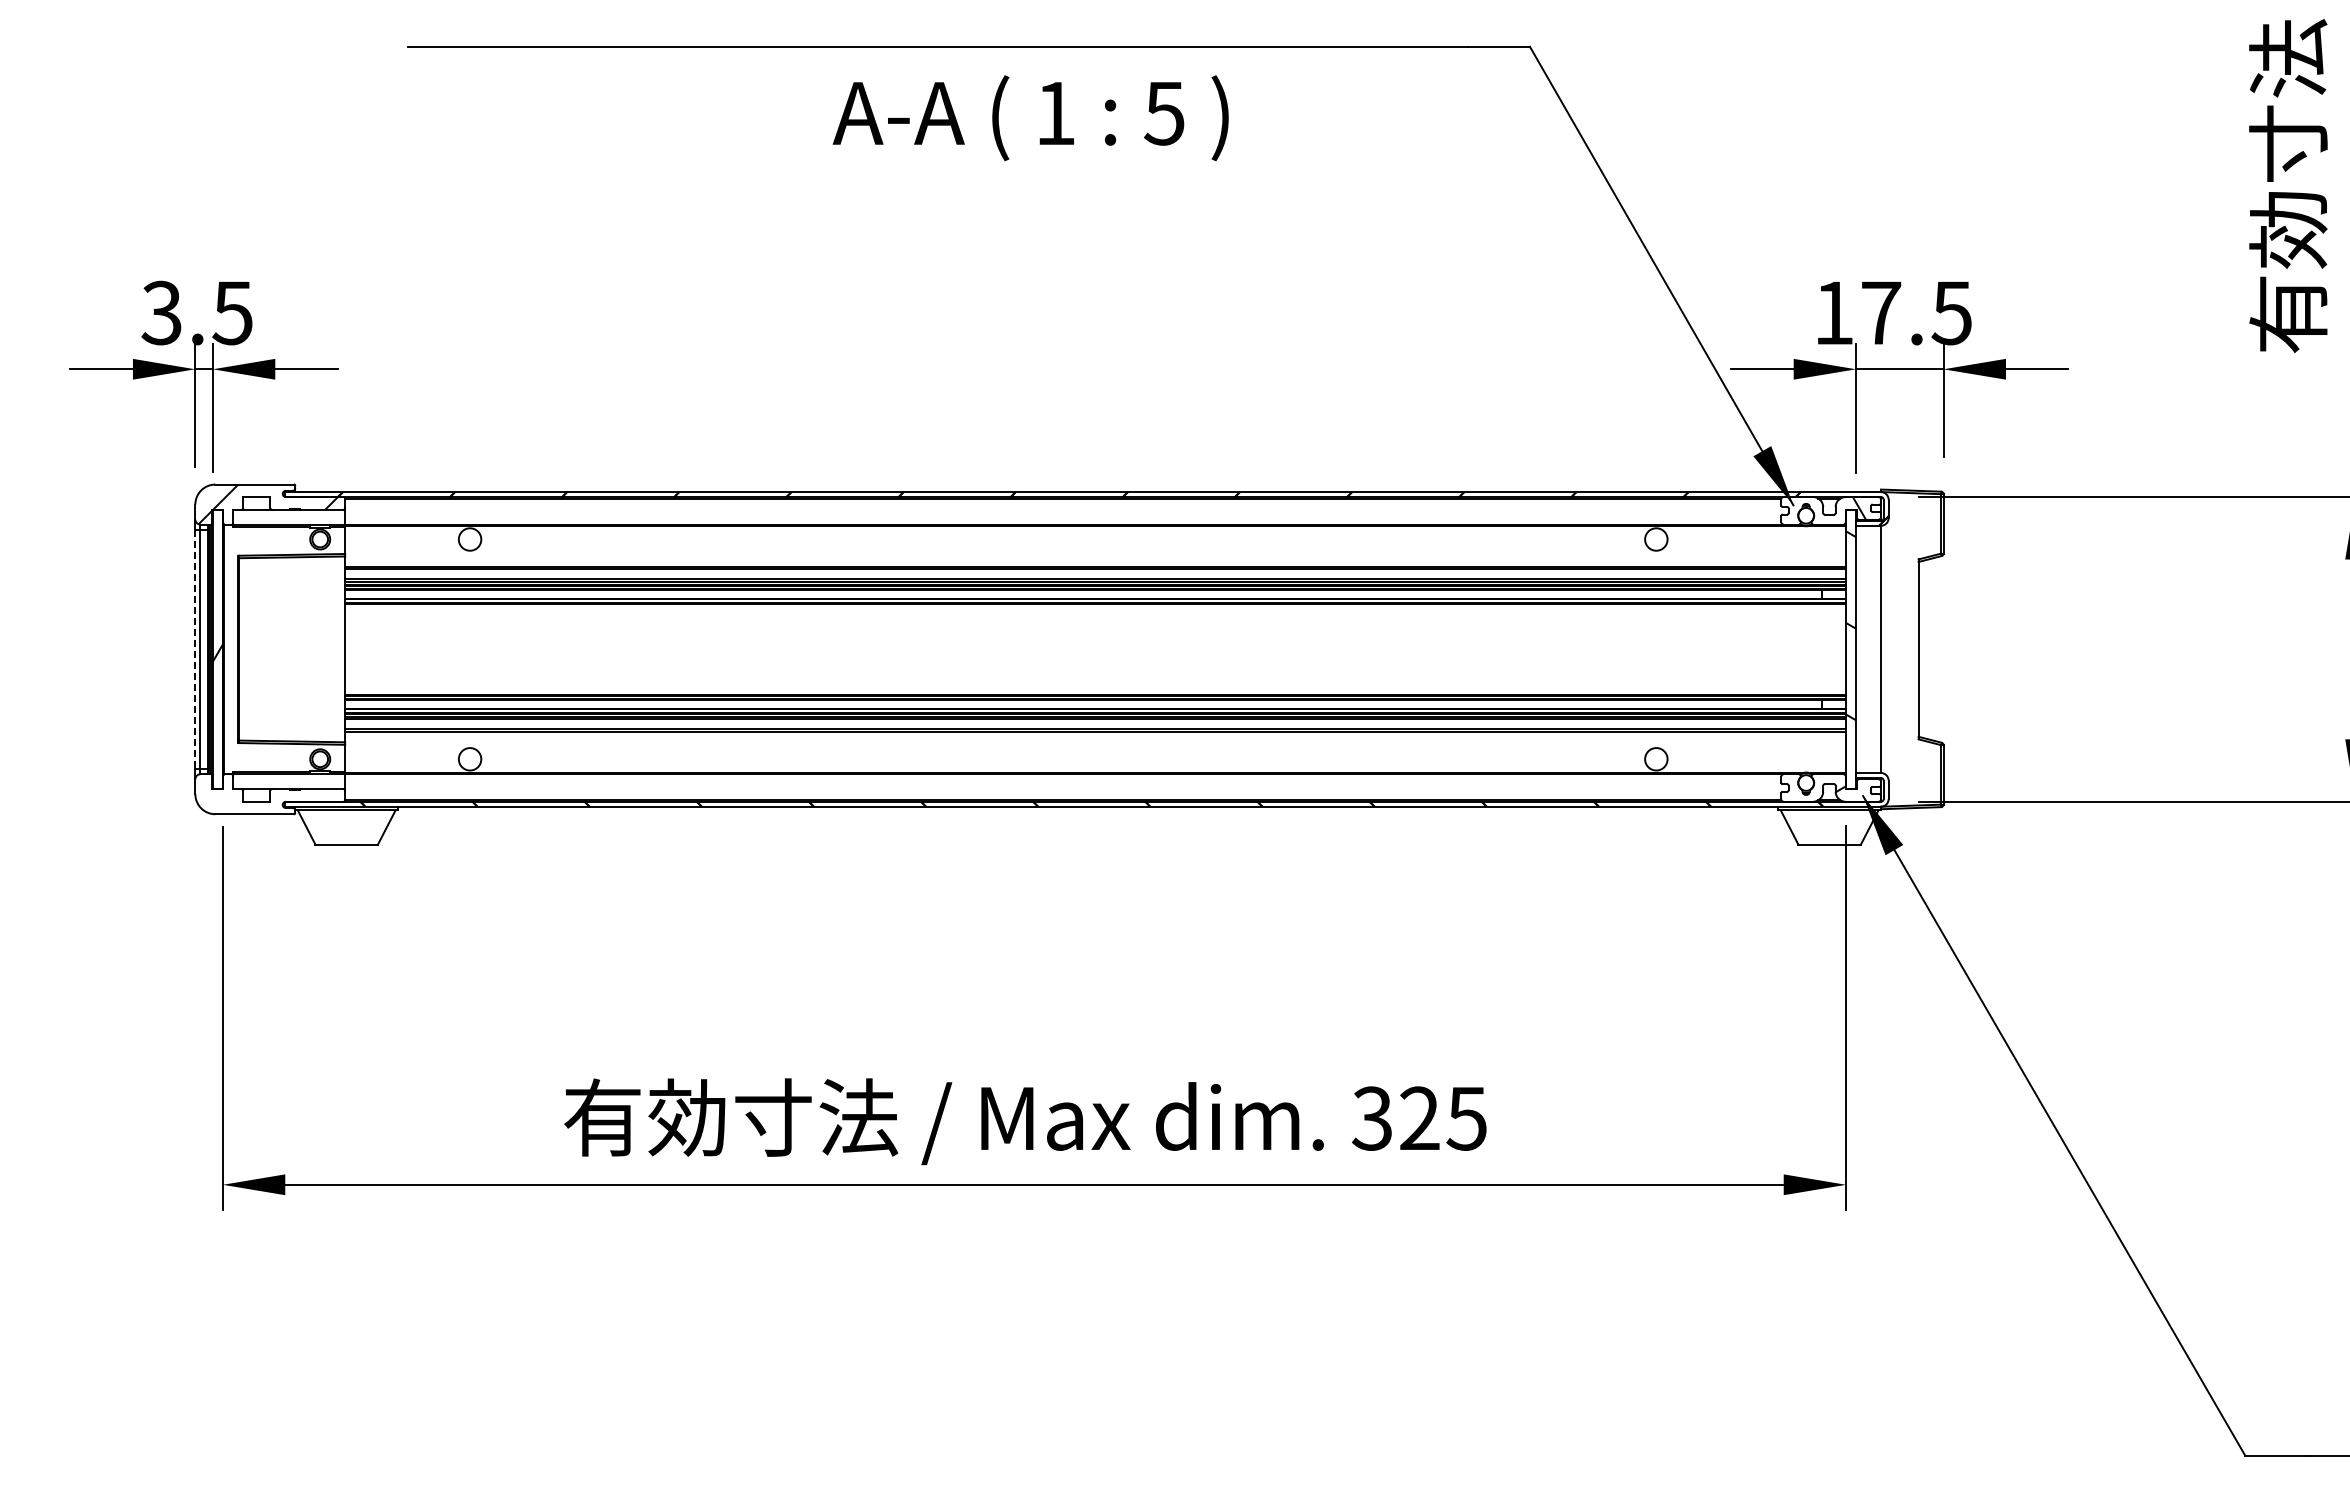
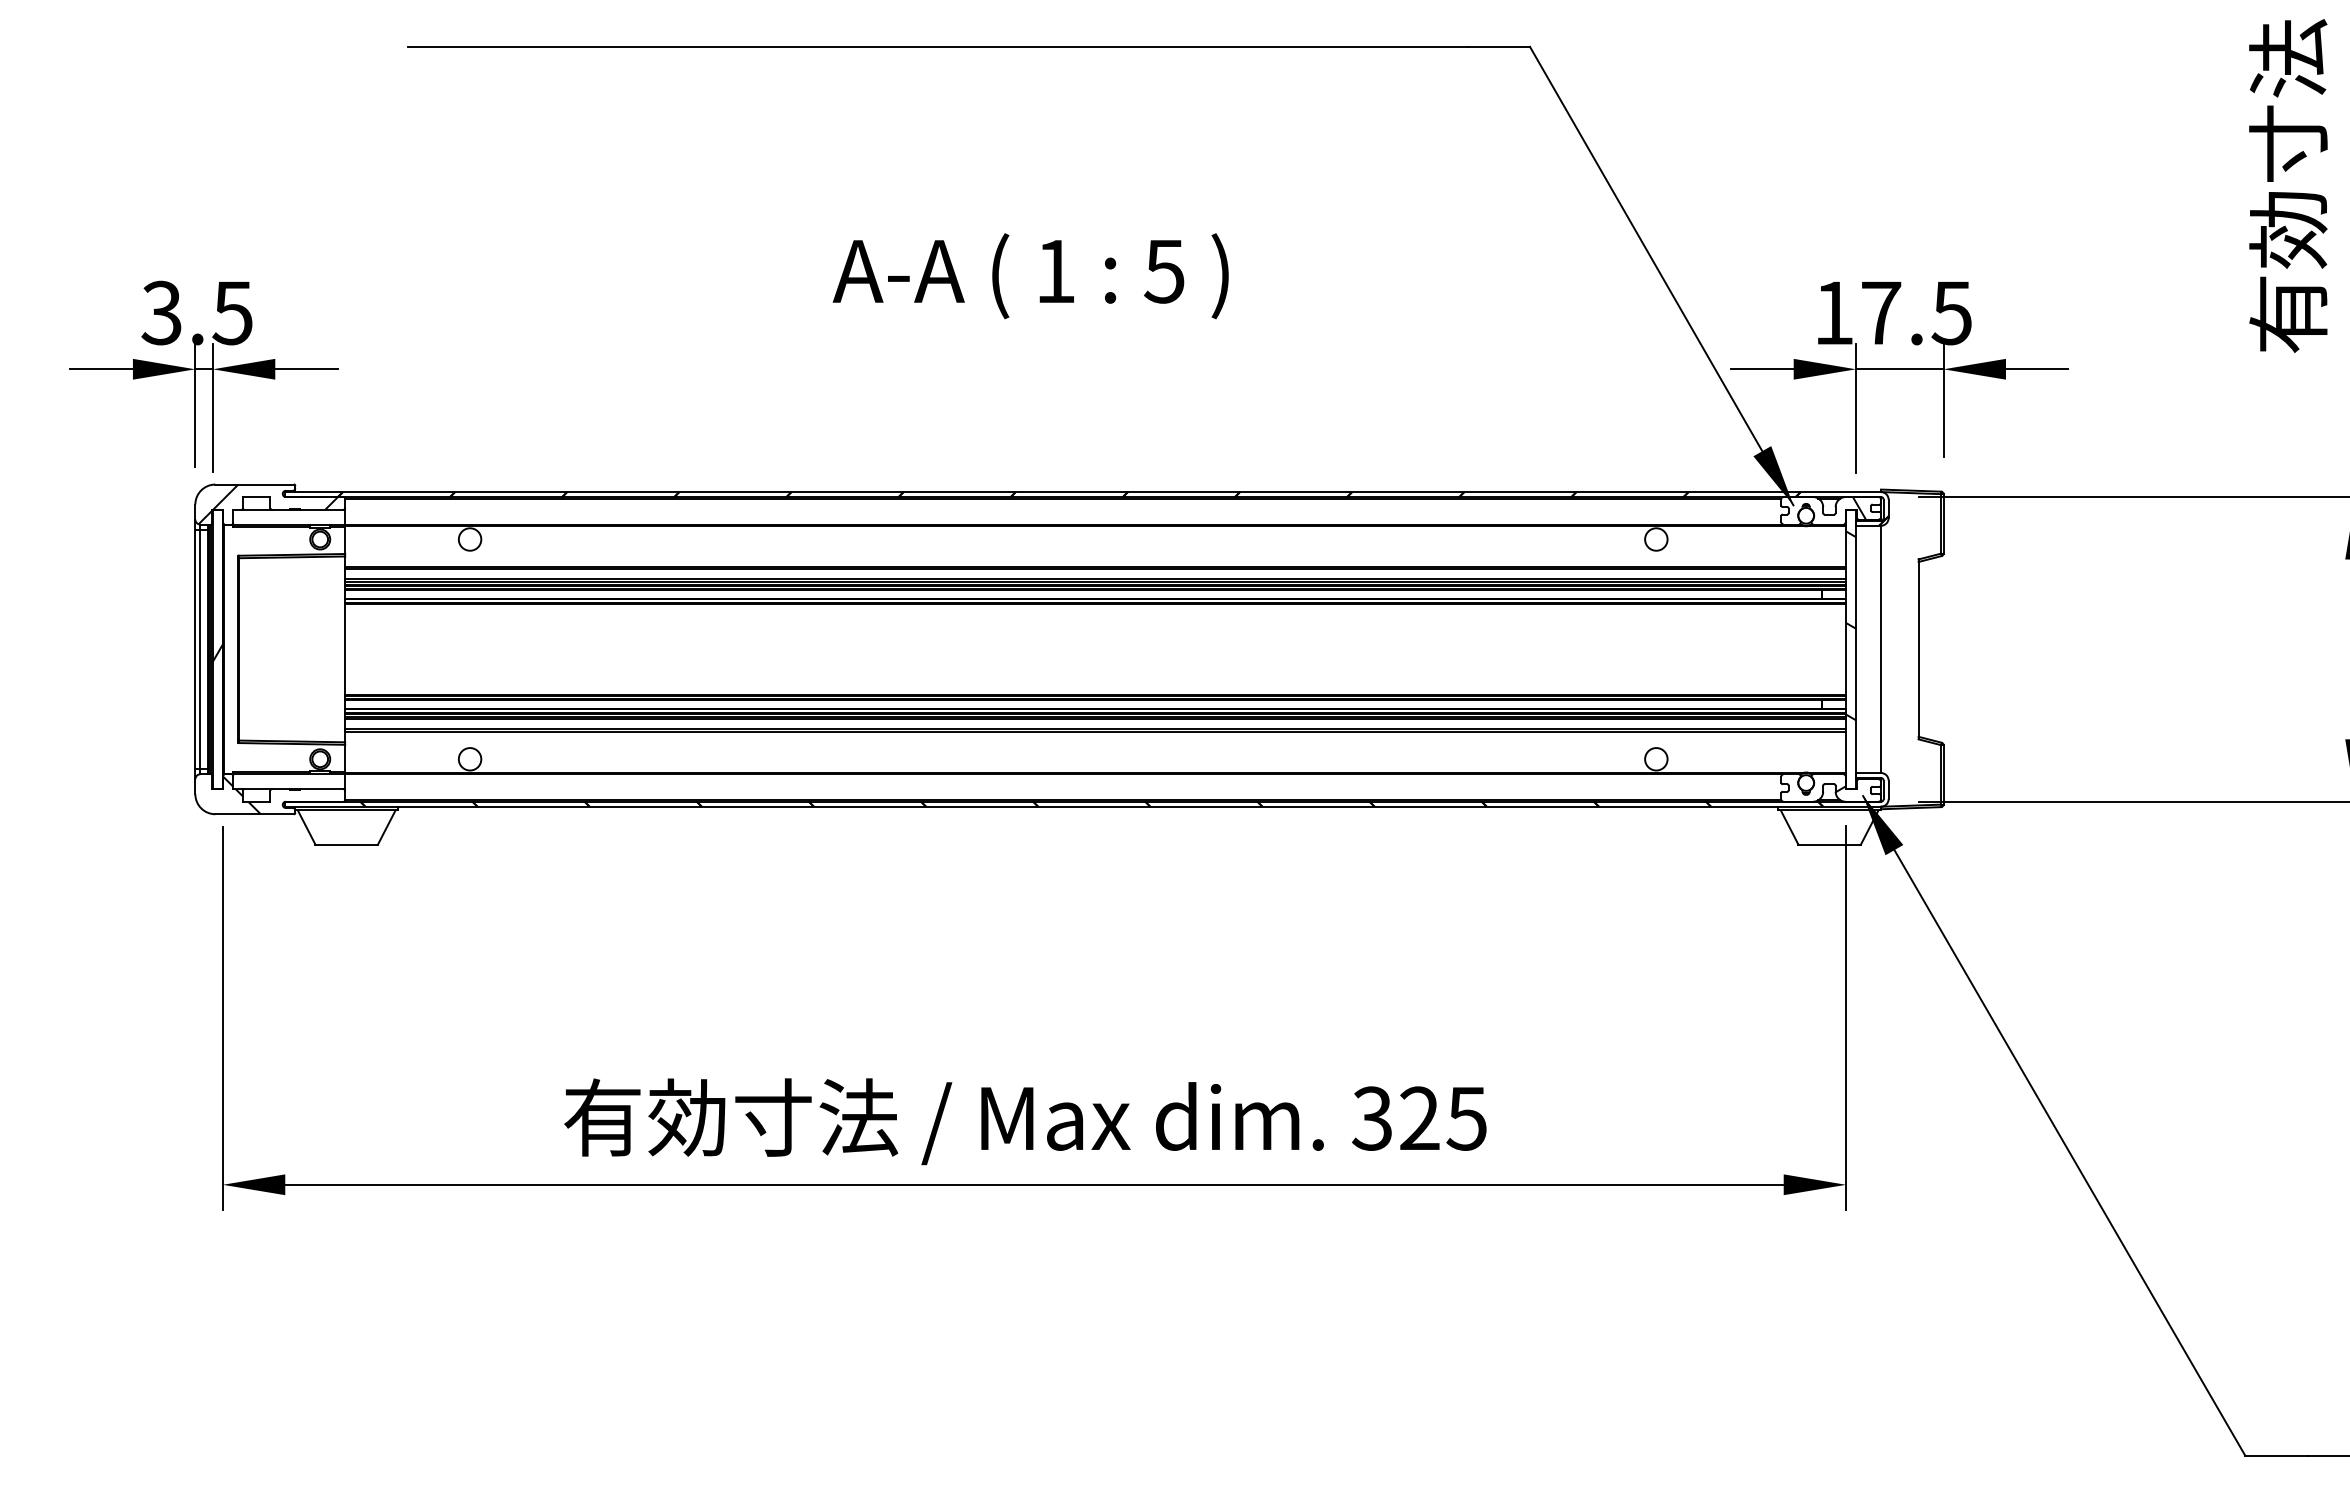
text position: (1030, 118) -> (1030, 276) (1030, 276)
line: dashed -> solid (195, 649)
hatch: none -> present (241, 795)
